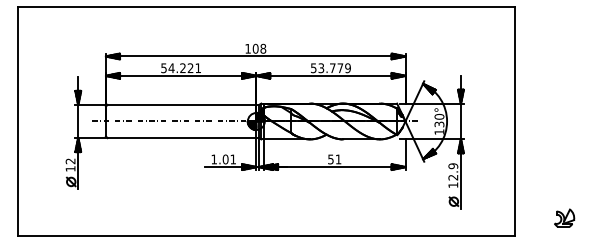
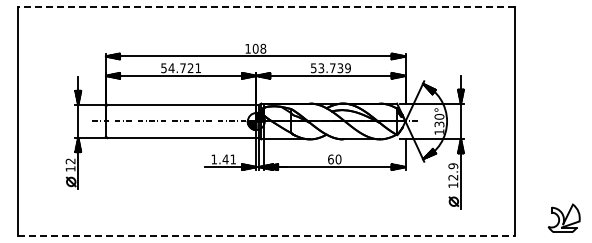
line: solid -> dashed (266, 7)
text: 54.221 -> 54.721 (182, 68)
text: 53.779 -> 53.739 (340, 68)
text: 1.01 -> 1.41 (225, 159)
text: 51 -> 60 (334, 159)
part size: 22x20 px -> 34x30 px (563, 217)
line: solid -> dashed (266, 235)
